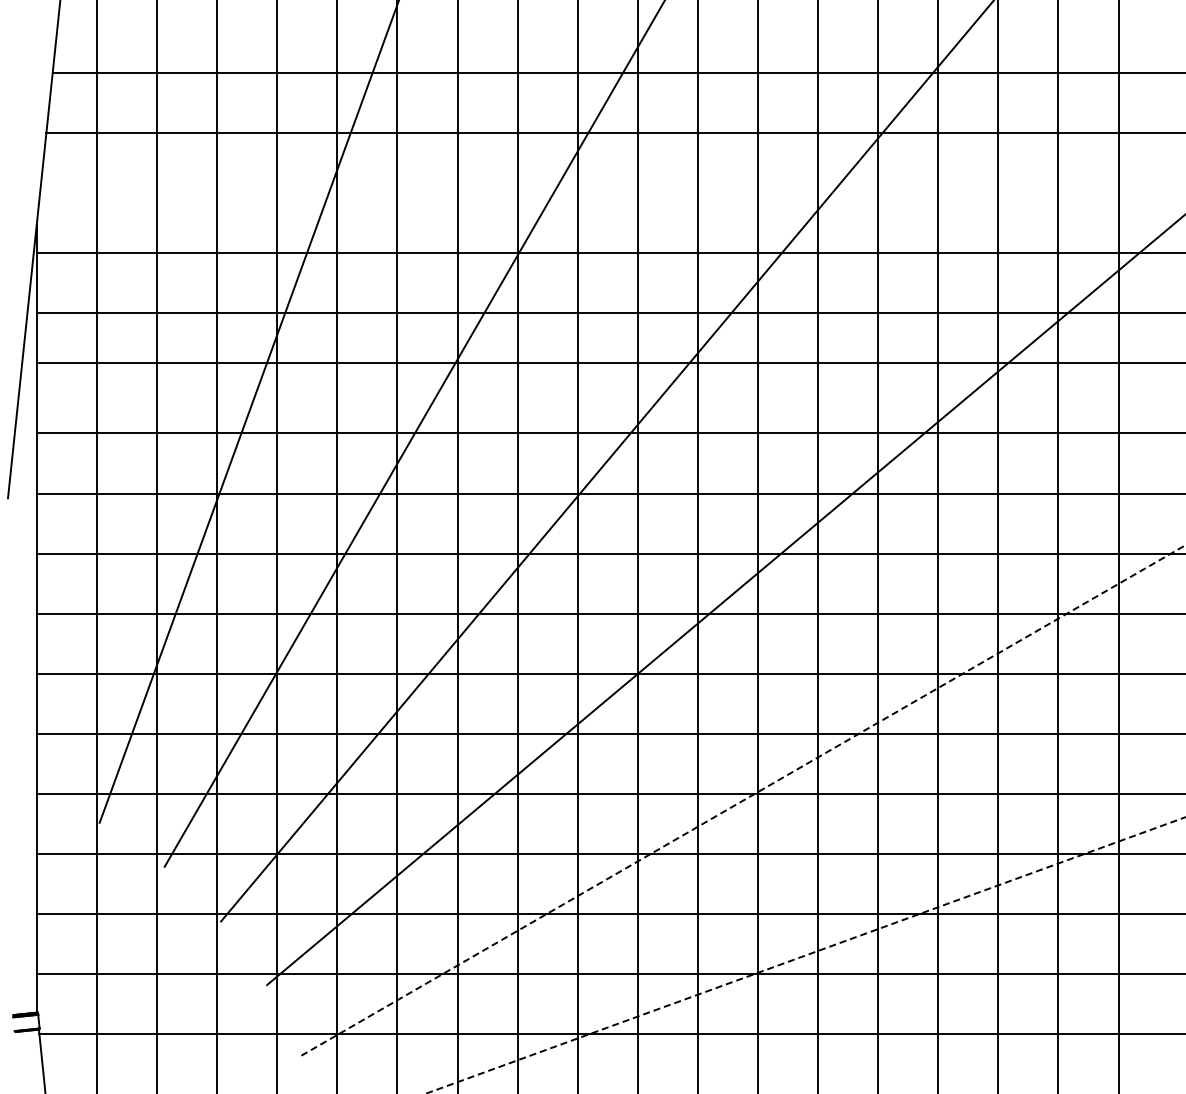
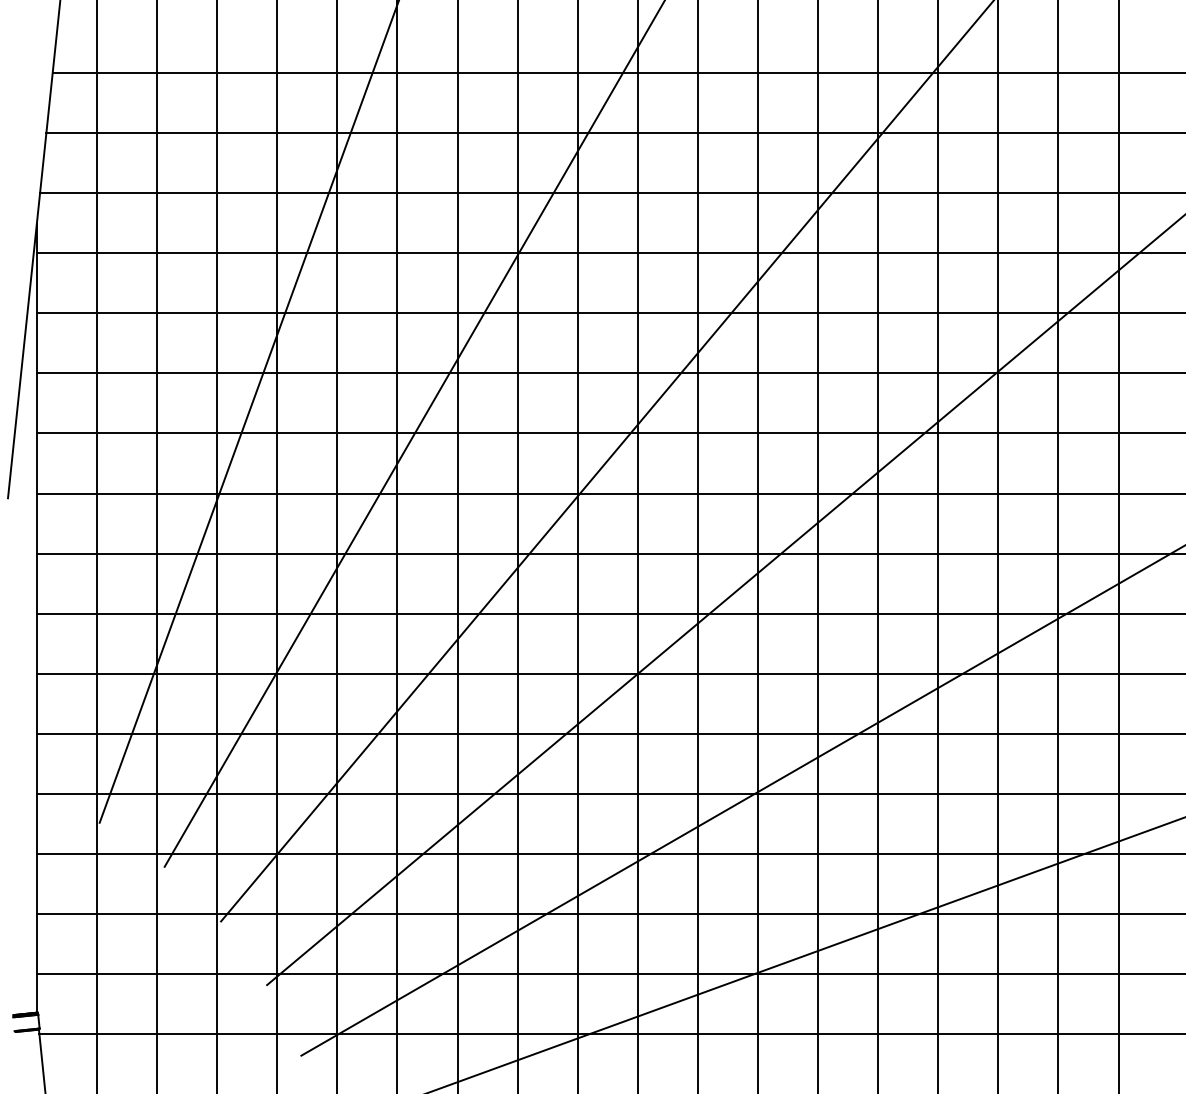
line: none -> present (611, 193)
line position: (609, 363) -> (609, 373) (609, 373)
line: dashed -> solid (743, 800)
line: dashed -> solid (805, 955)
